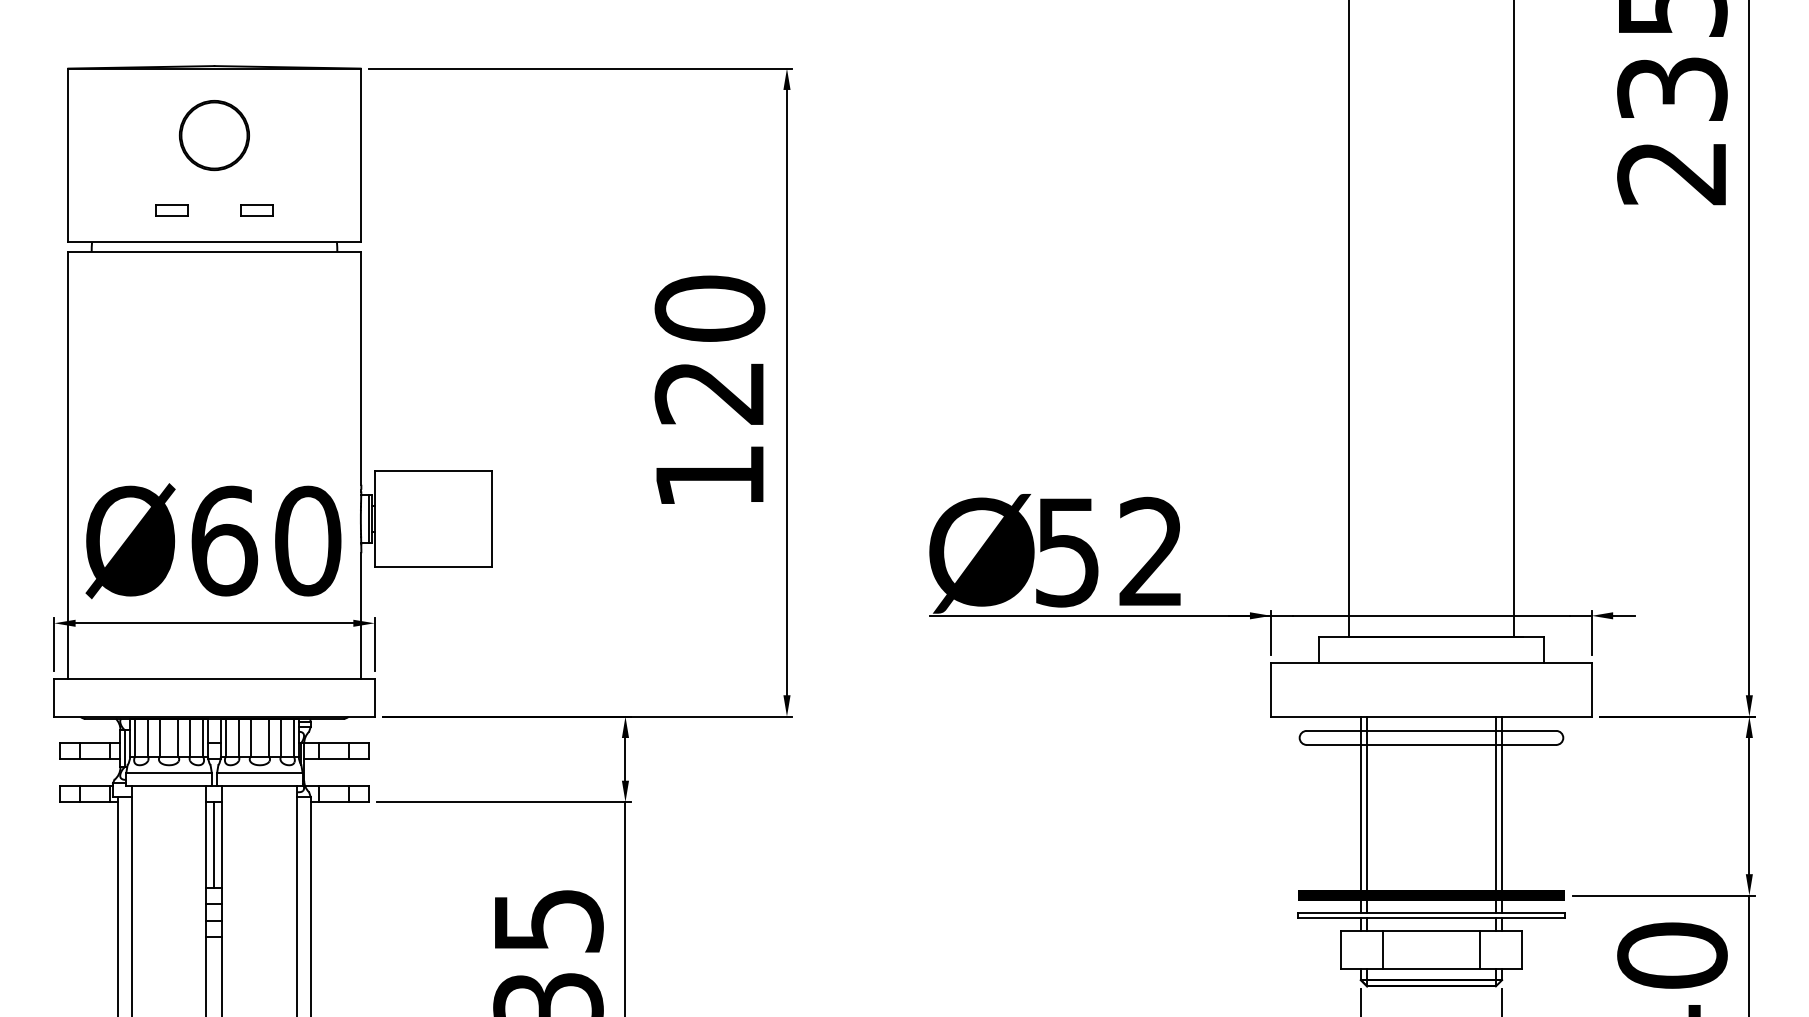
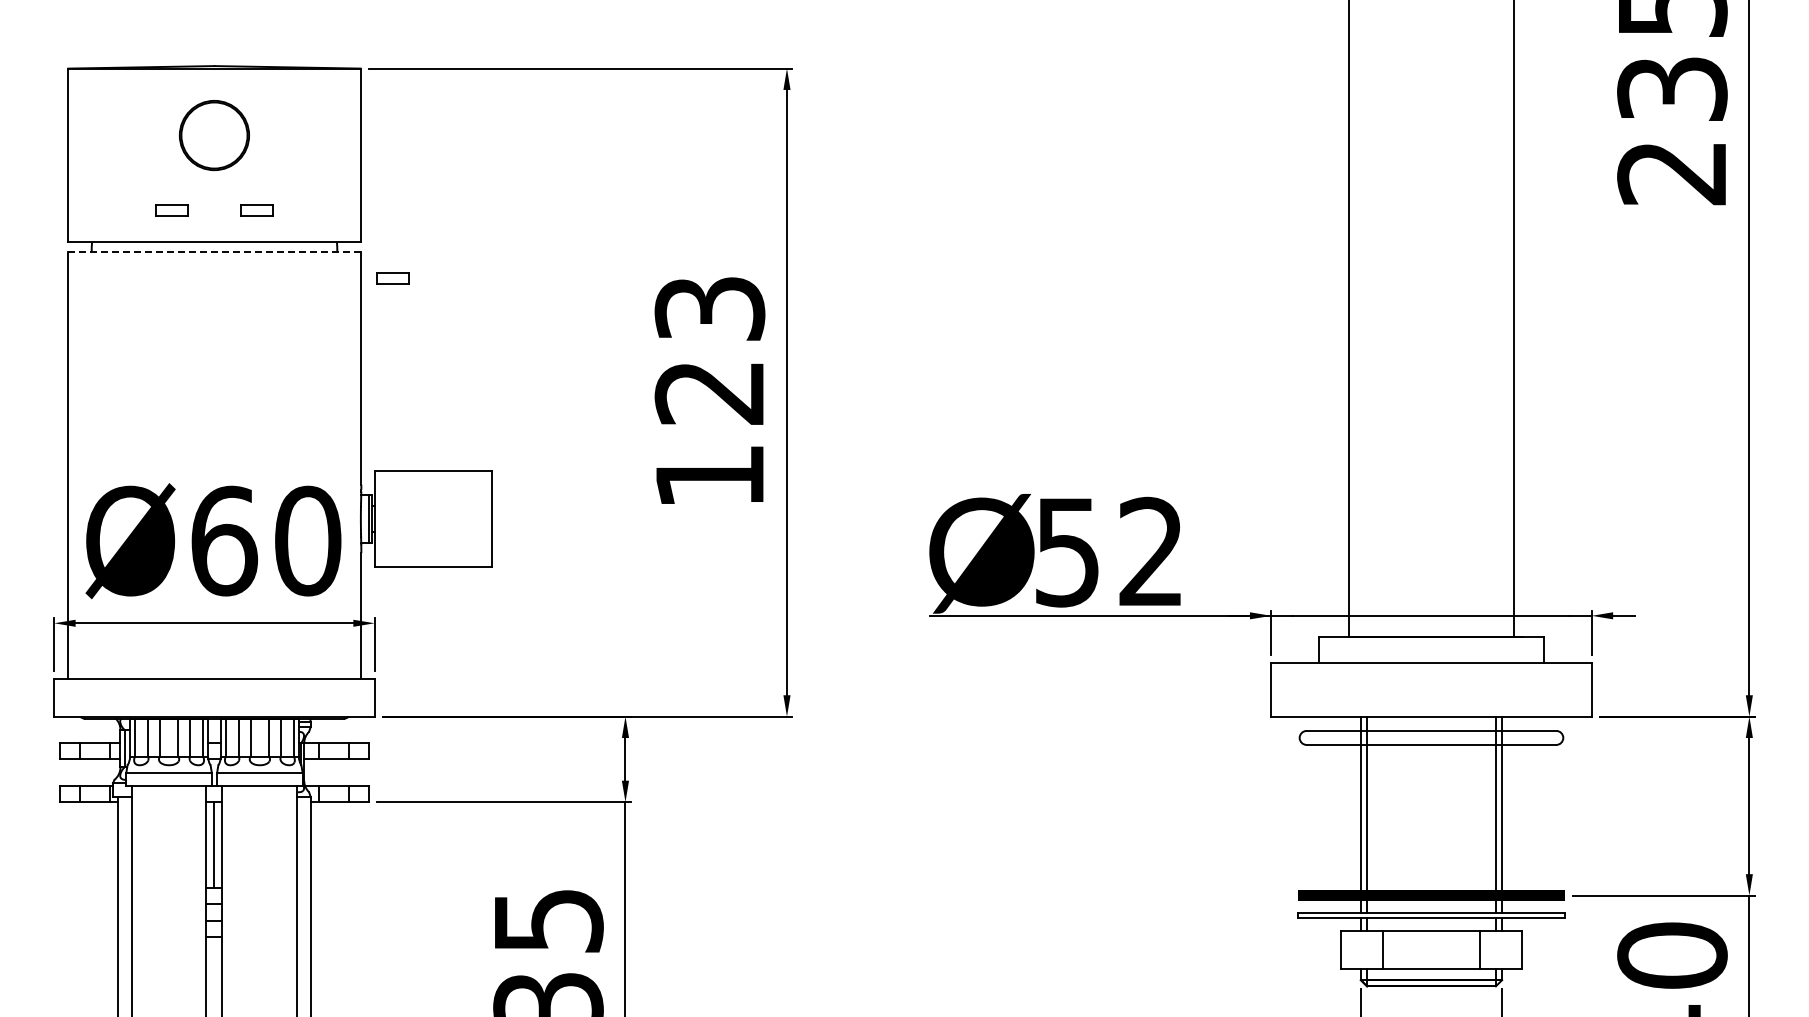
line: solid -> dashed (214, 251)
part: none -> present (392, 278)
text: 120 -> 123 (709, 308)
